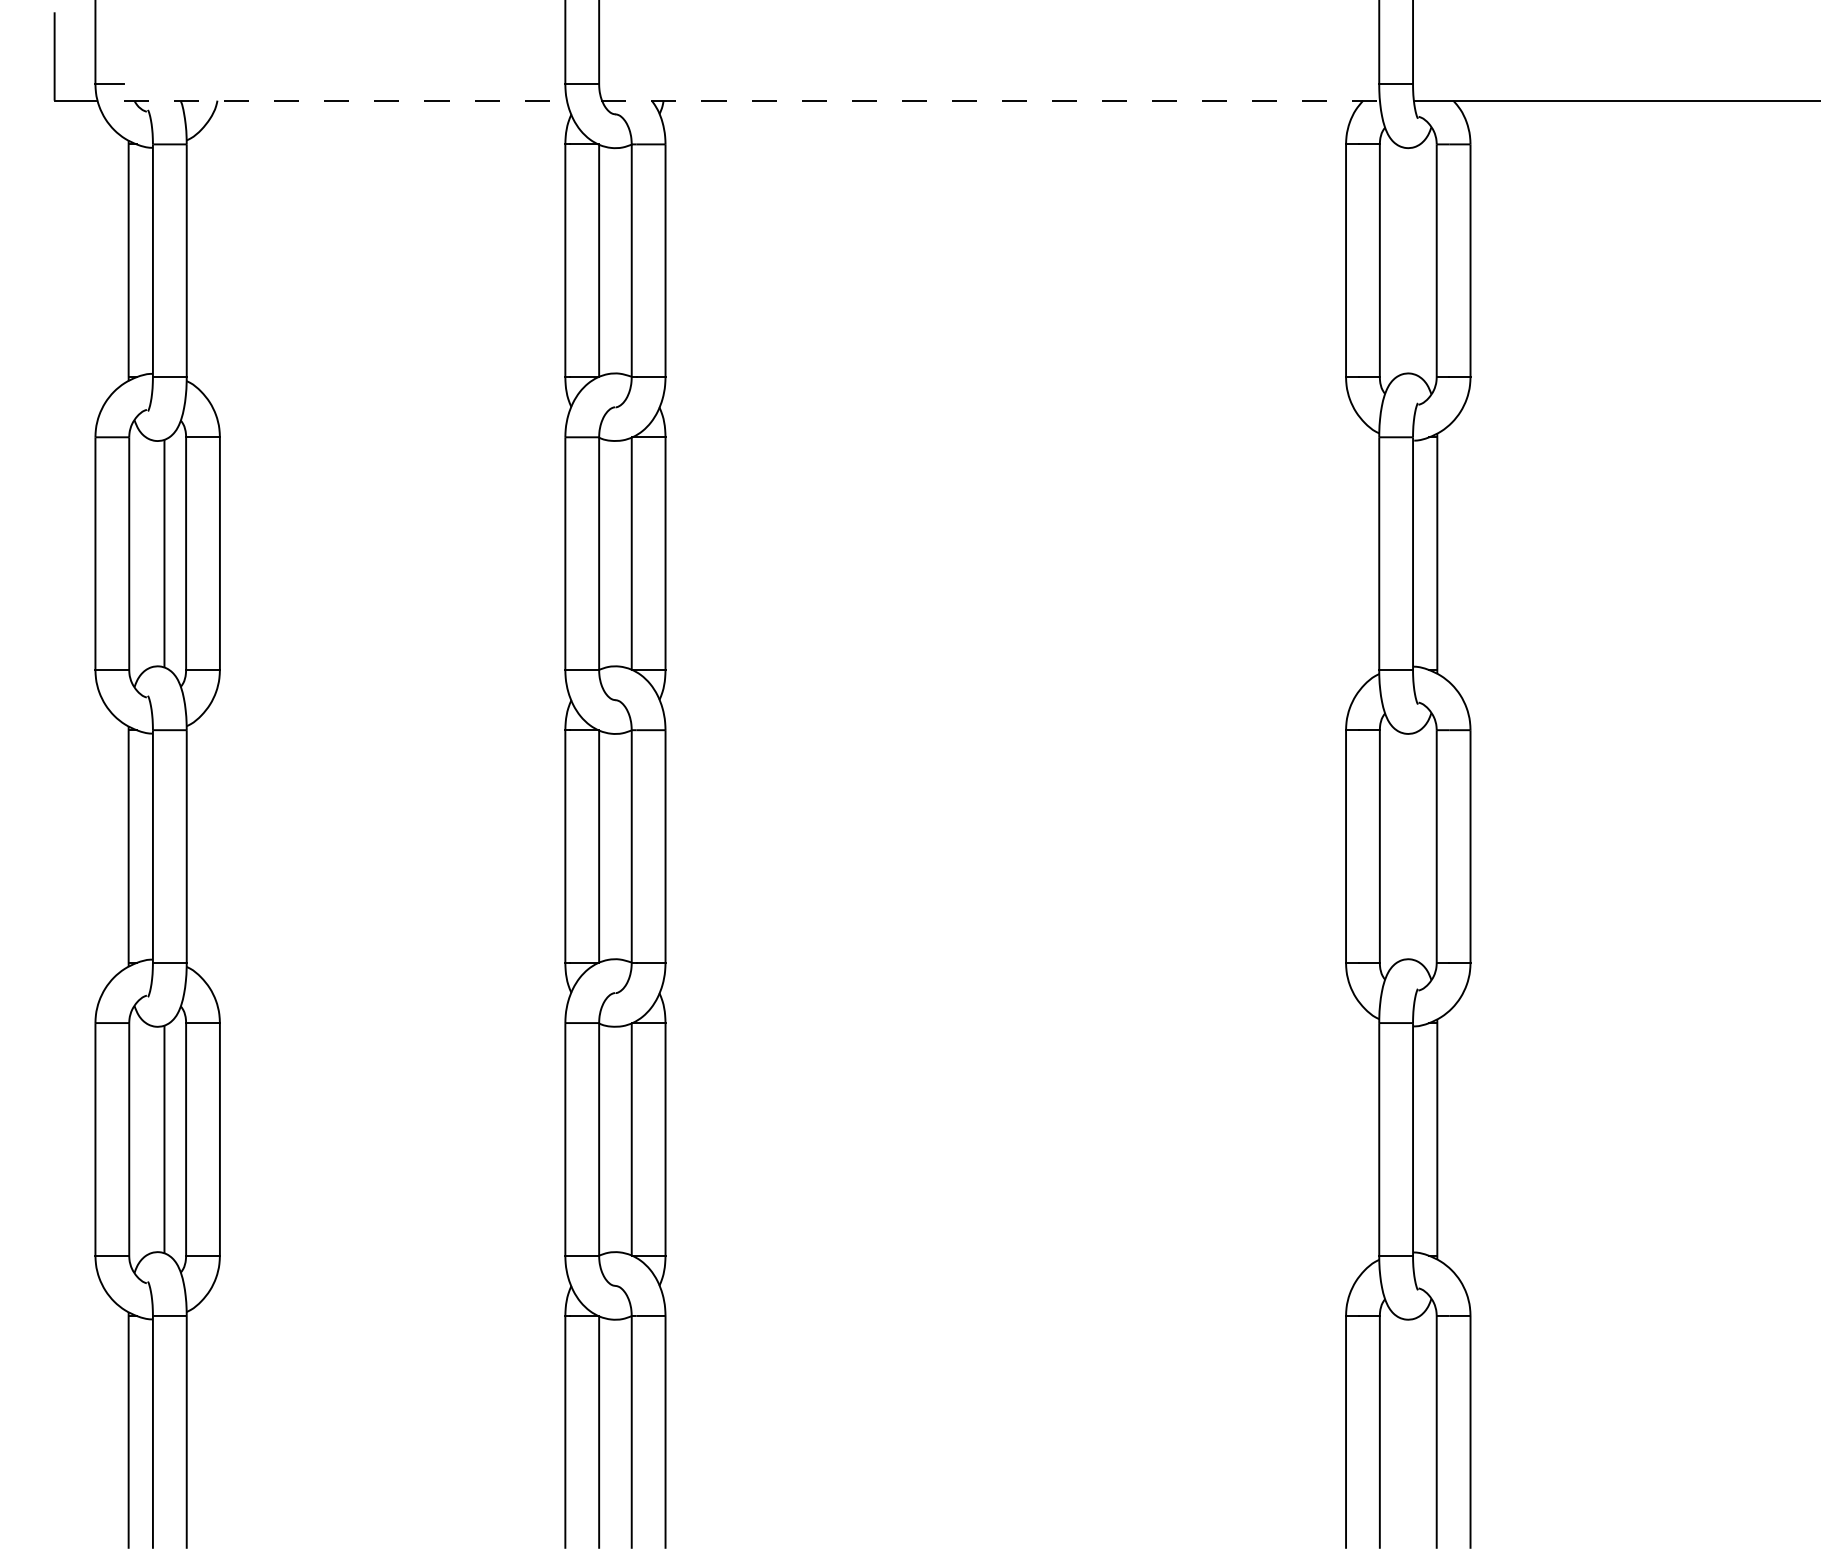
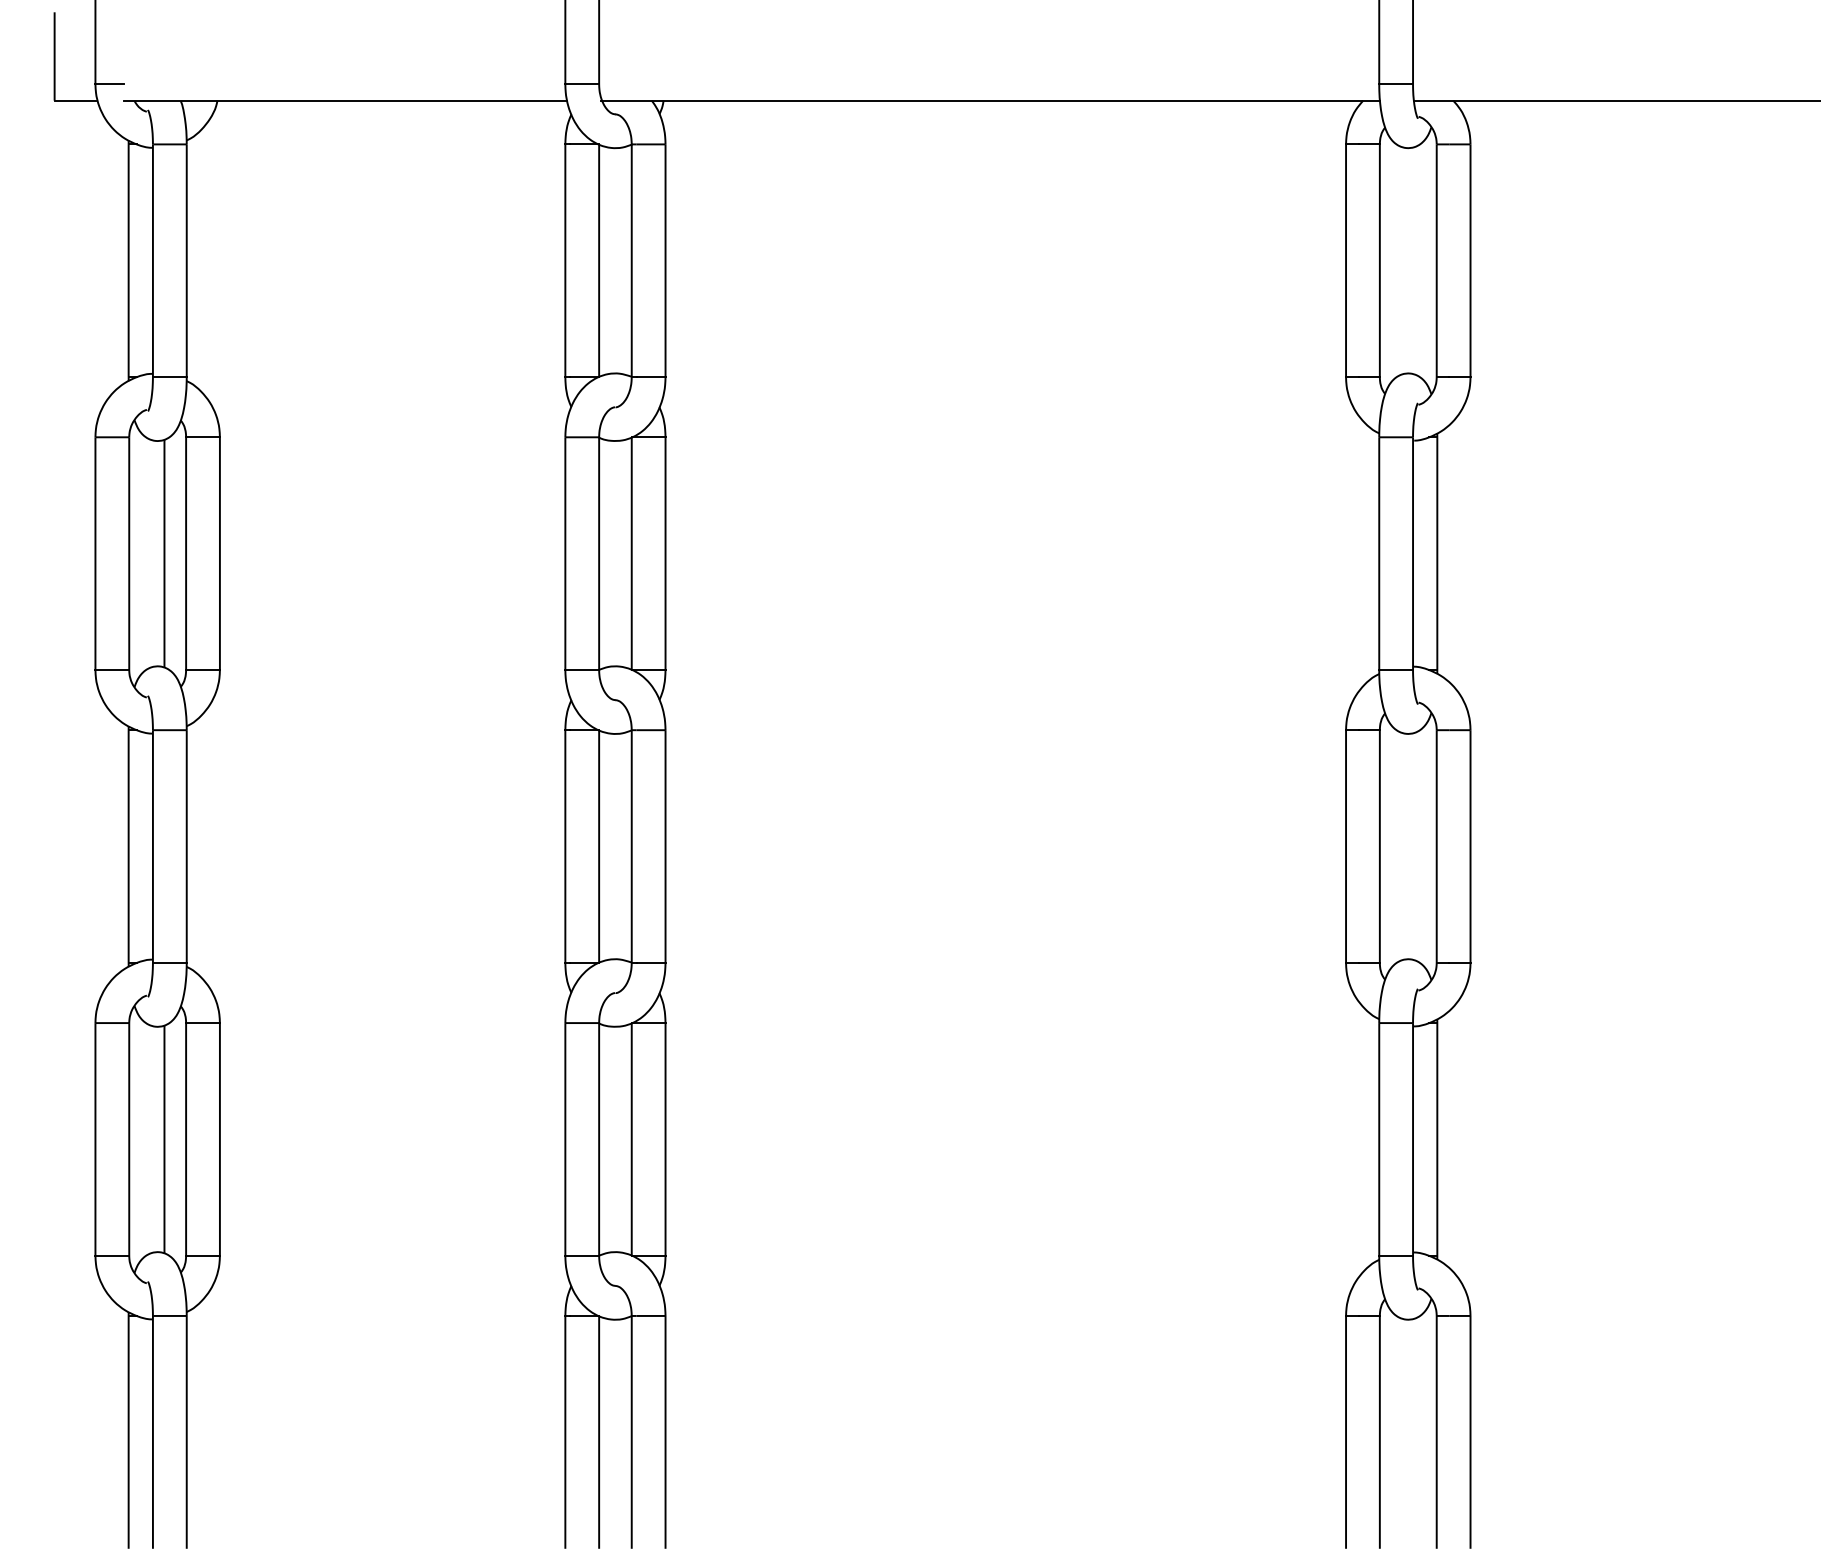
line: dashed -> solid (346, 100)
line: dashed -> solid (991, 100)
